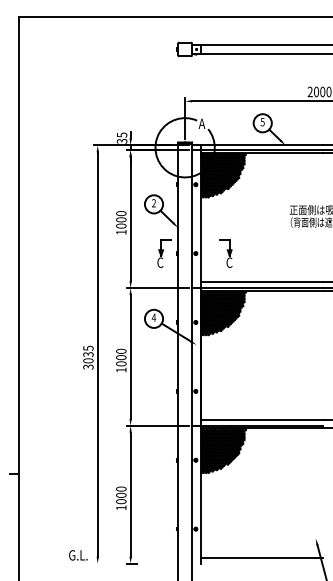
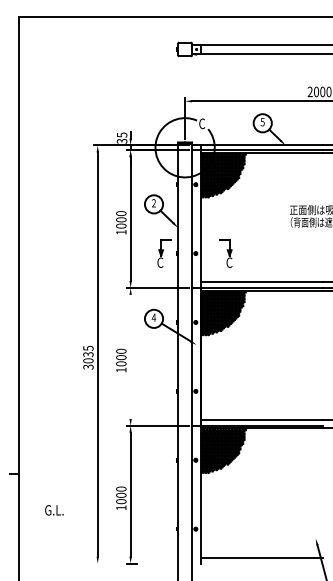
text: A -> C (201, 123)
line: present -> none (130, 356)
text position: (78, 555) -> (54, 510) (54, 510)
